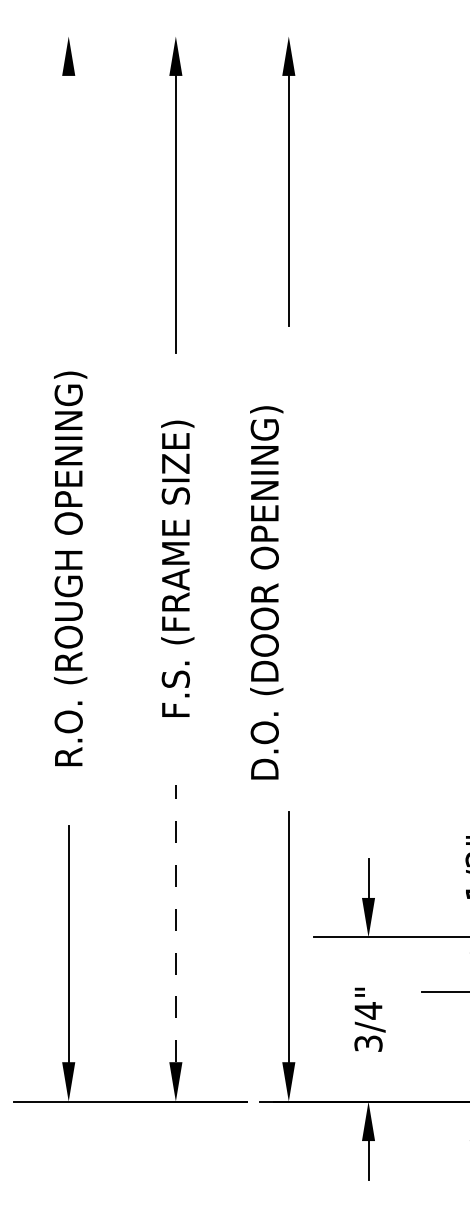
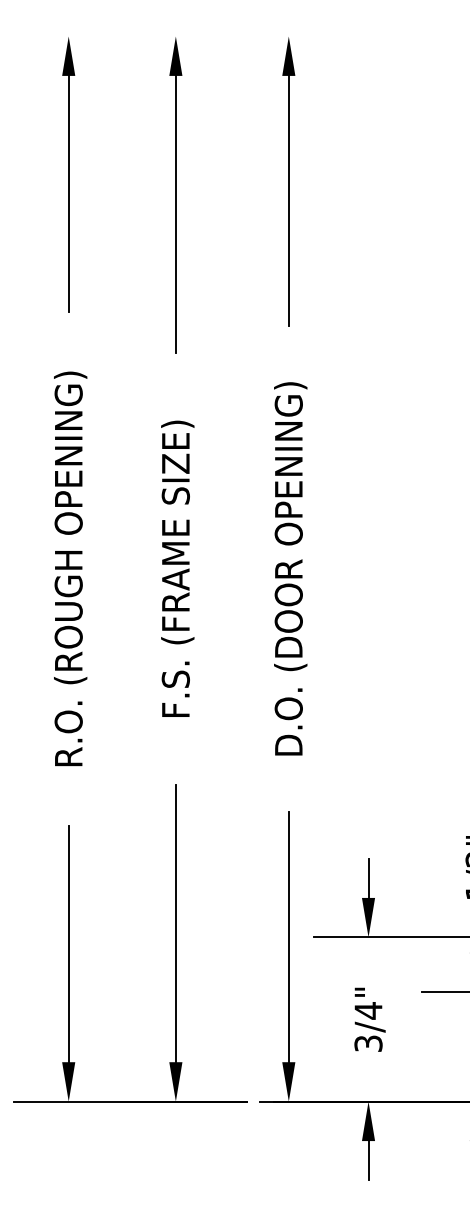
line: none -> present (68, 193)
text position: (266, 592) -> (290, 568) (290, 568)
line: dashed -> solid (175, 923)
